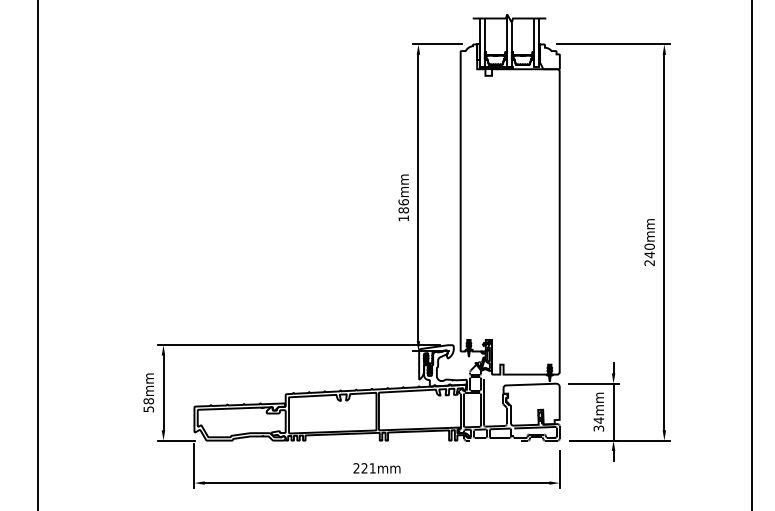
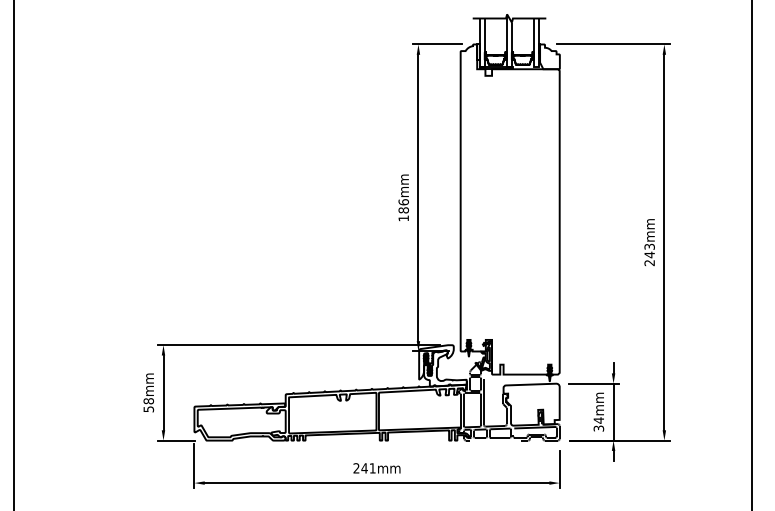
text: 240mm -> 243mm (649, 246)
line position: (37, 254) -> (13, 254) (13, 254)
text: 221mm -> 241mm (364, 468)
